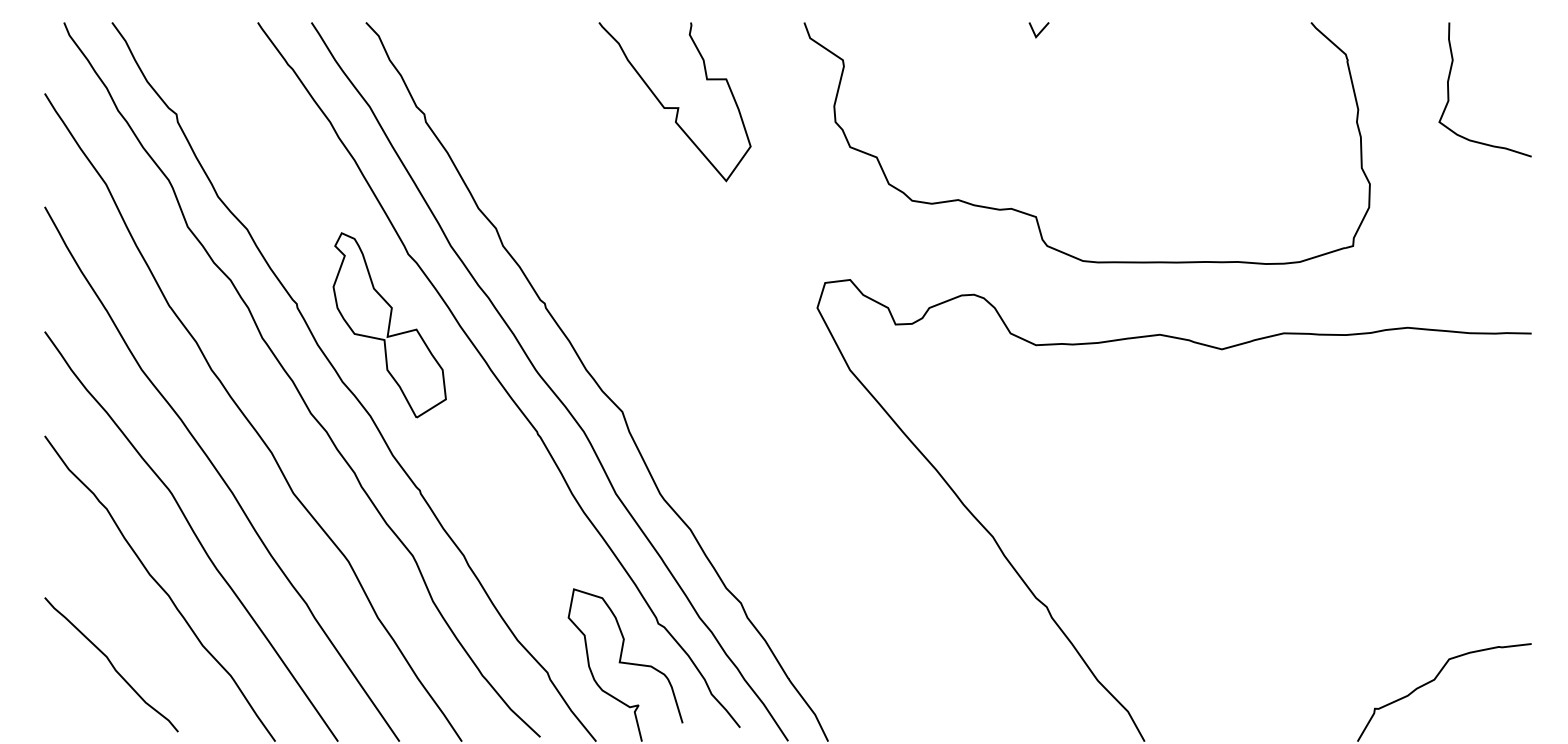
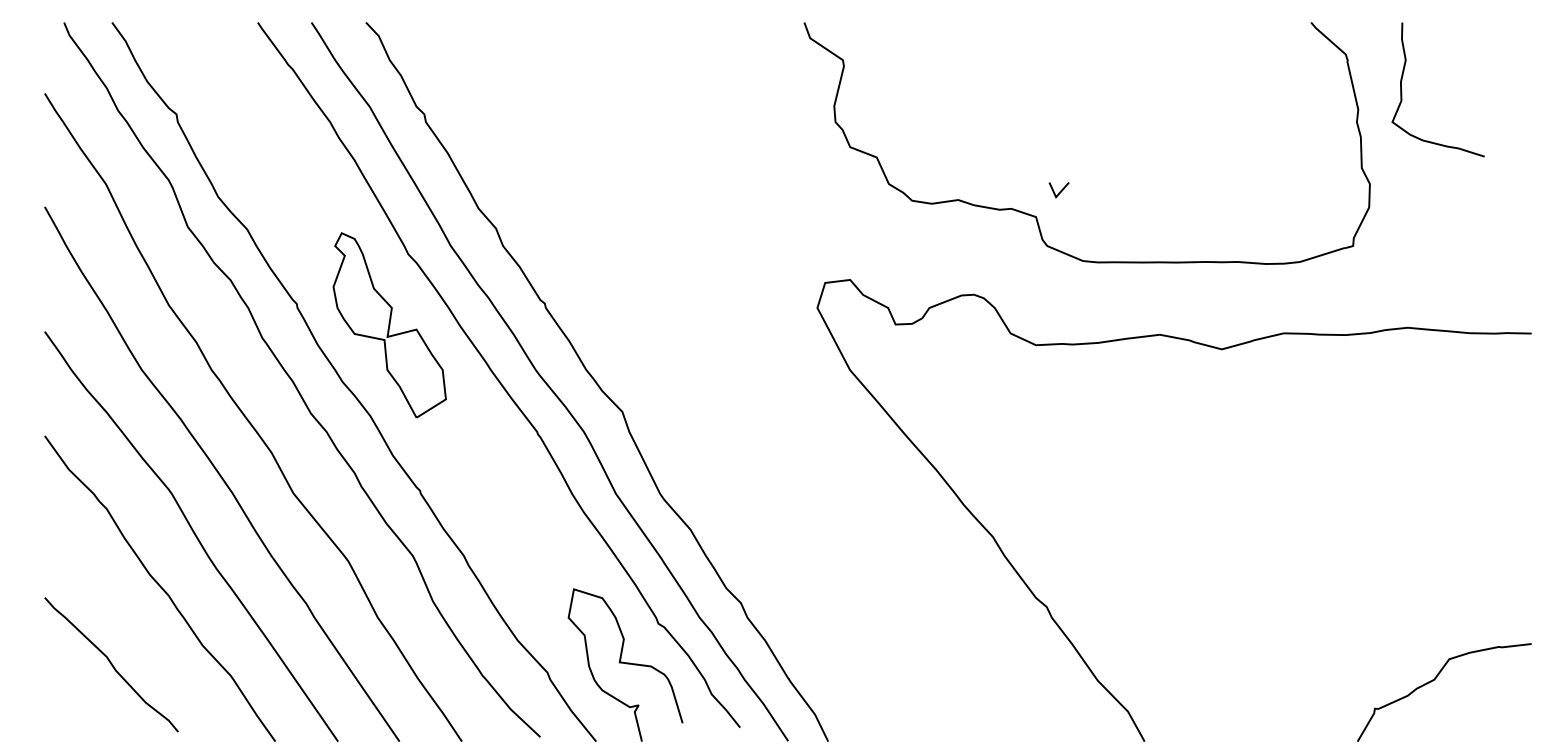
line position: (1039, 31) -> (1059, 191) (1059, 191)
curve position: (1449, 90) -> (1402, 90) (1402, 90)
curve: present -> none (674, 107)
